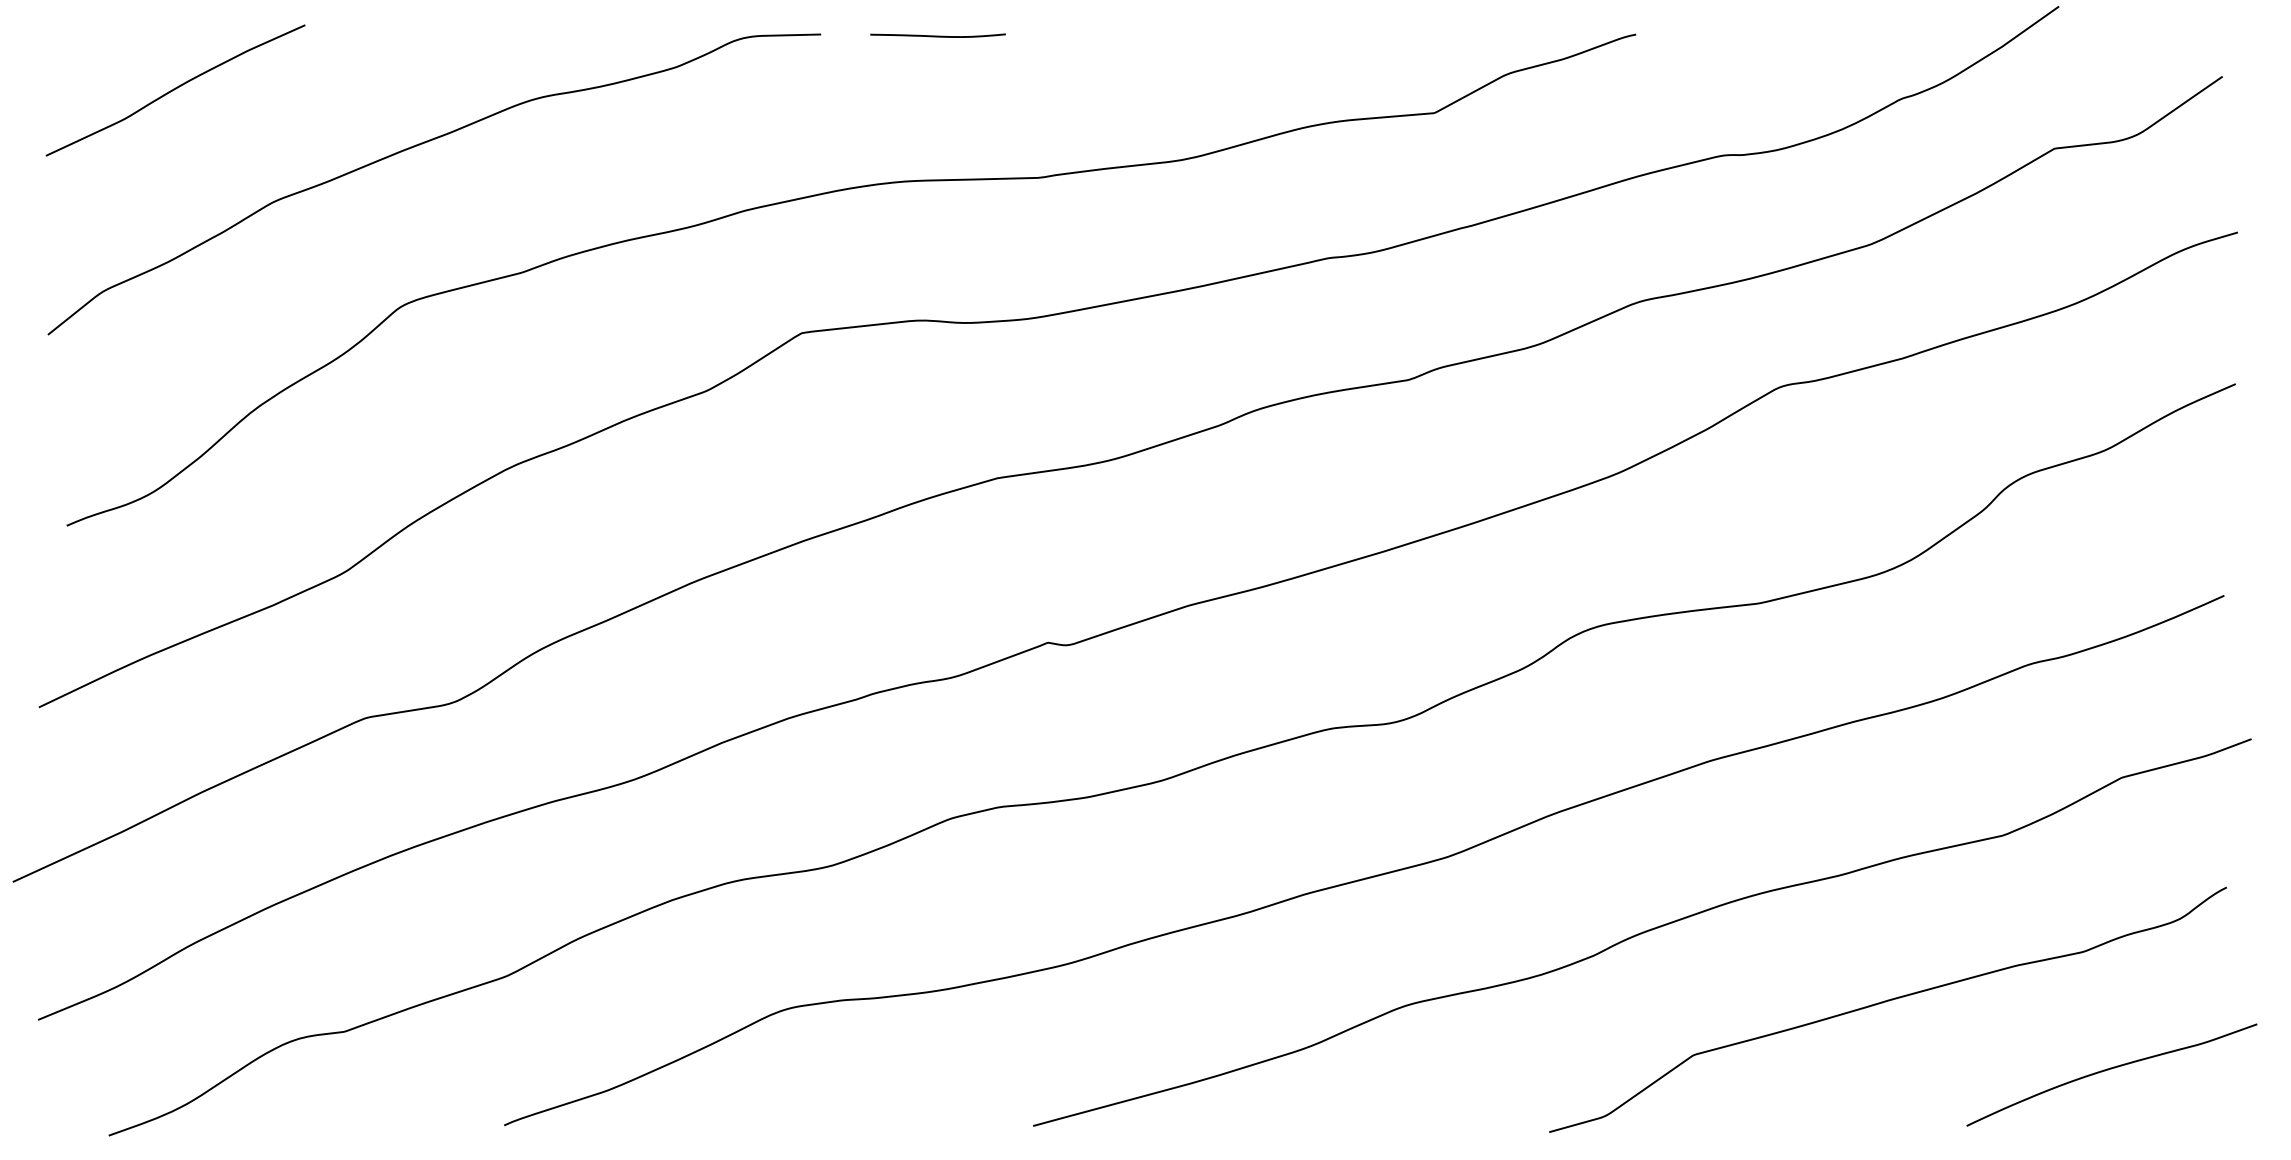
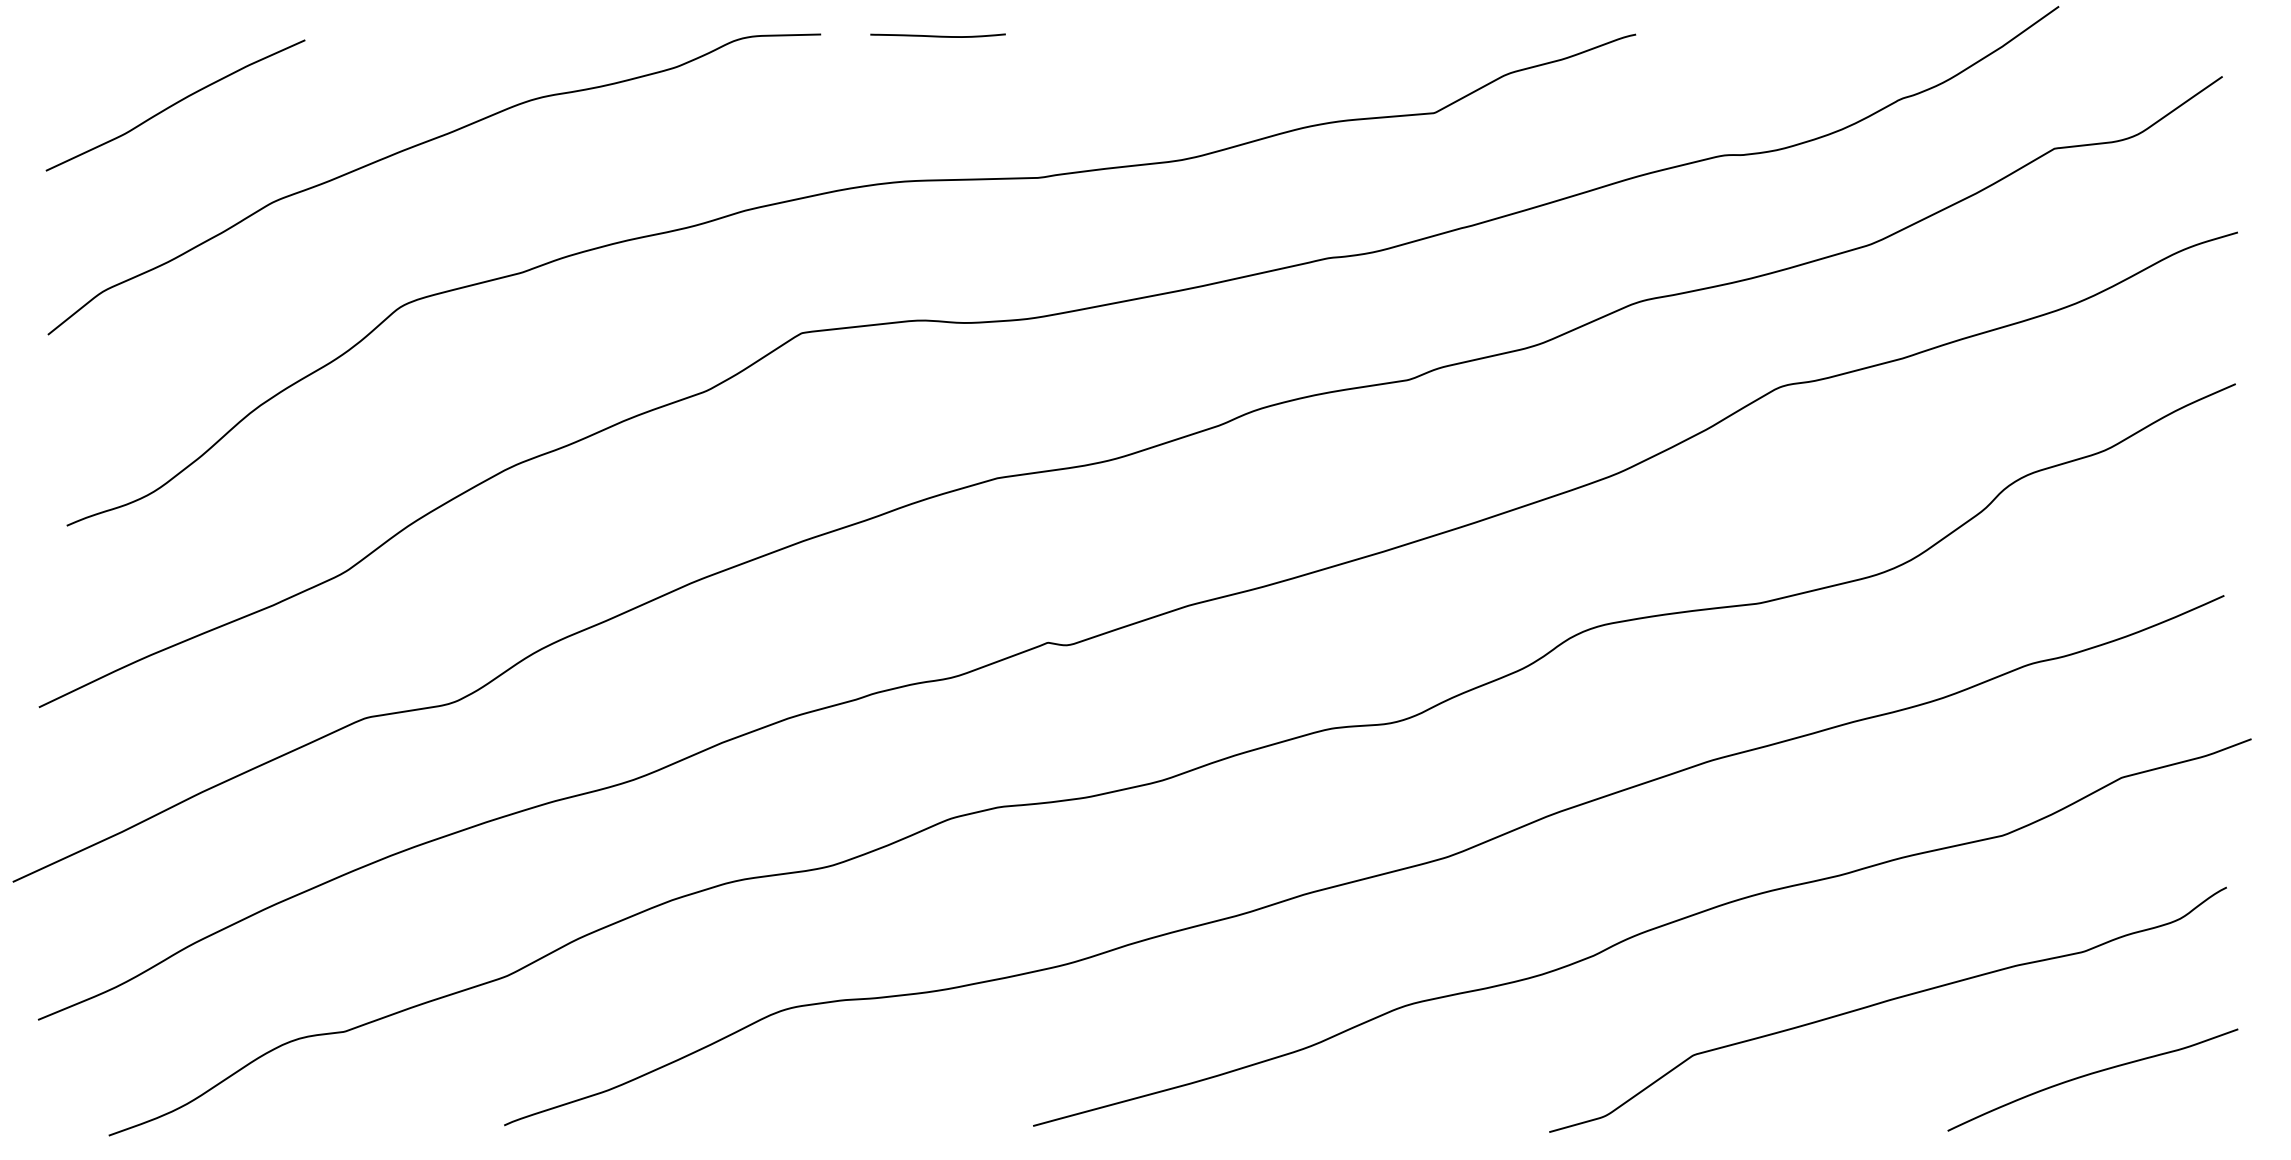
curve position: (175, 89) -> (175, 104) (175, 104)
curve position: (2111, 1069) -> (2092, 1074) (2092, 1074)
